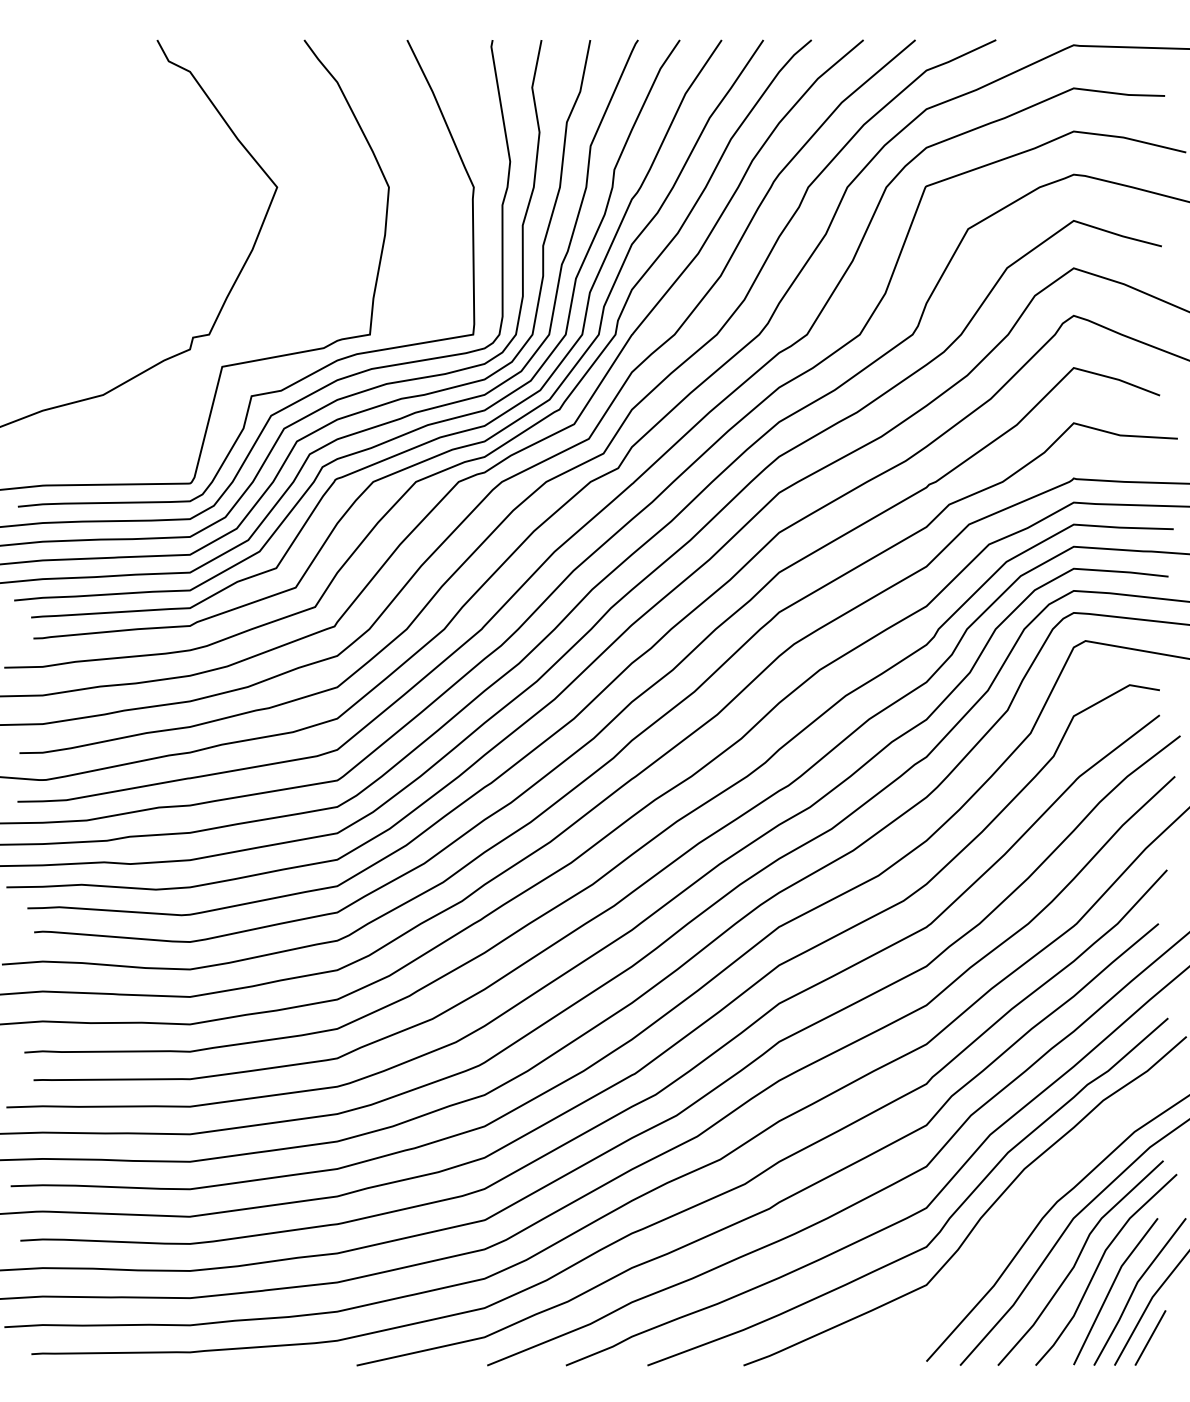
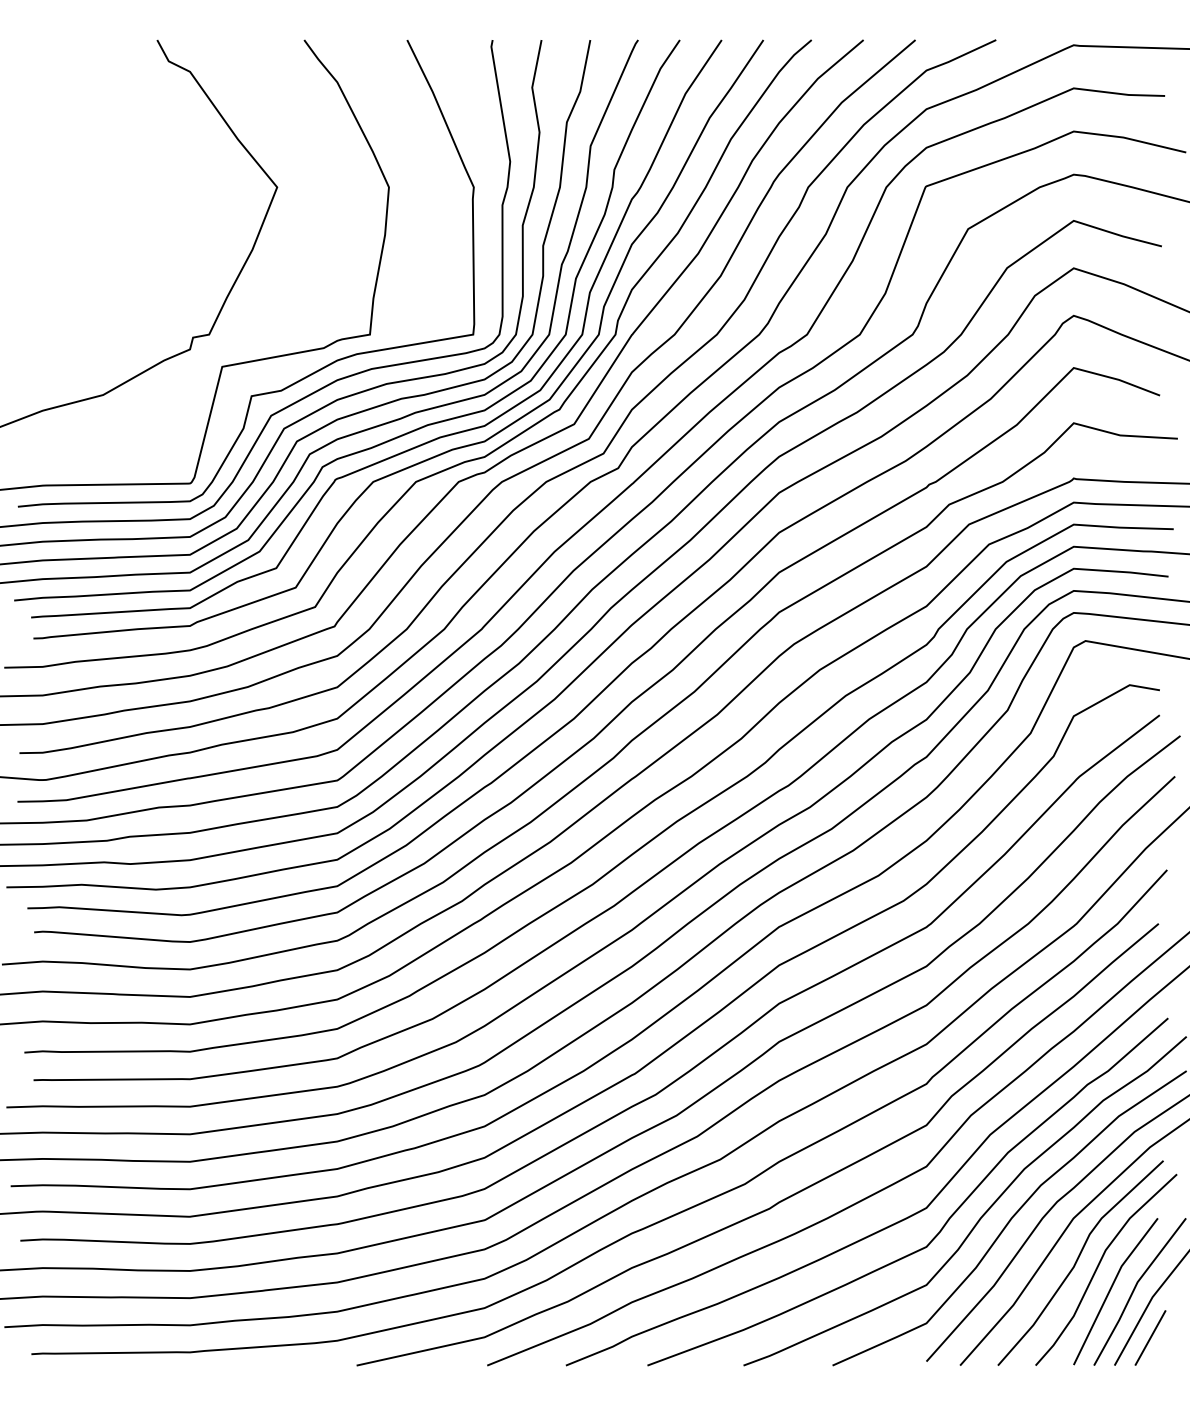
curve: none -> present (1010, 1218)
